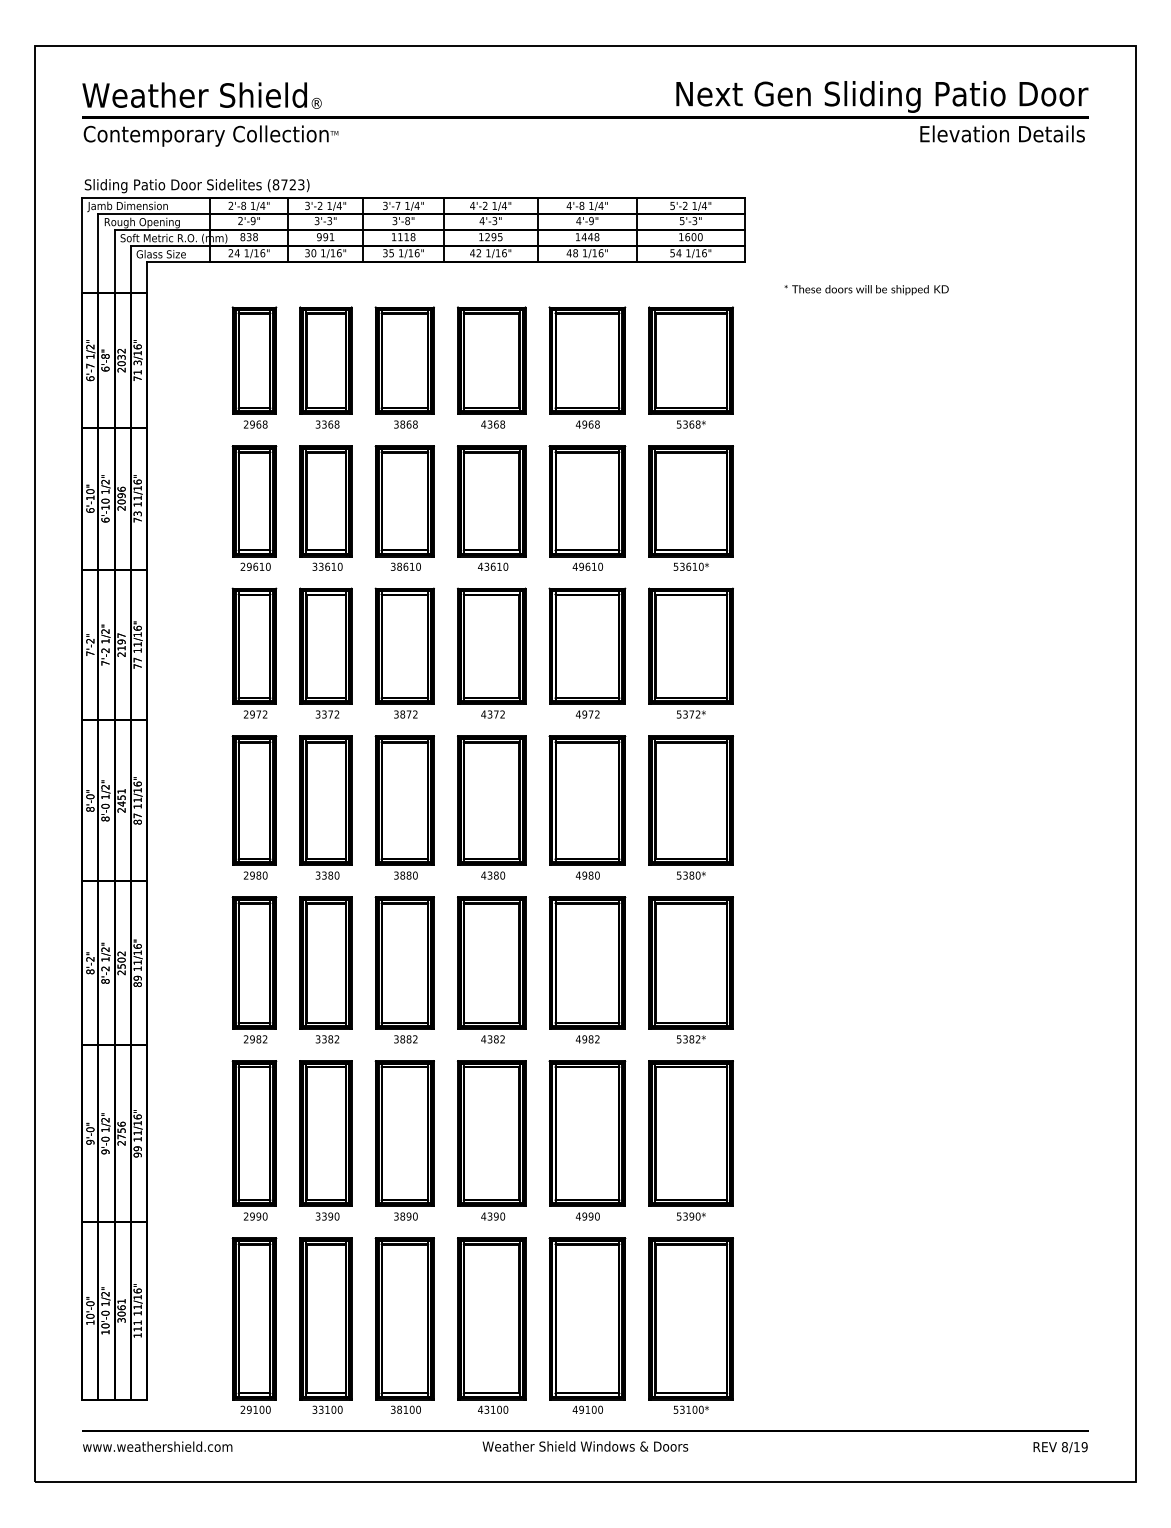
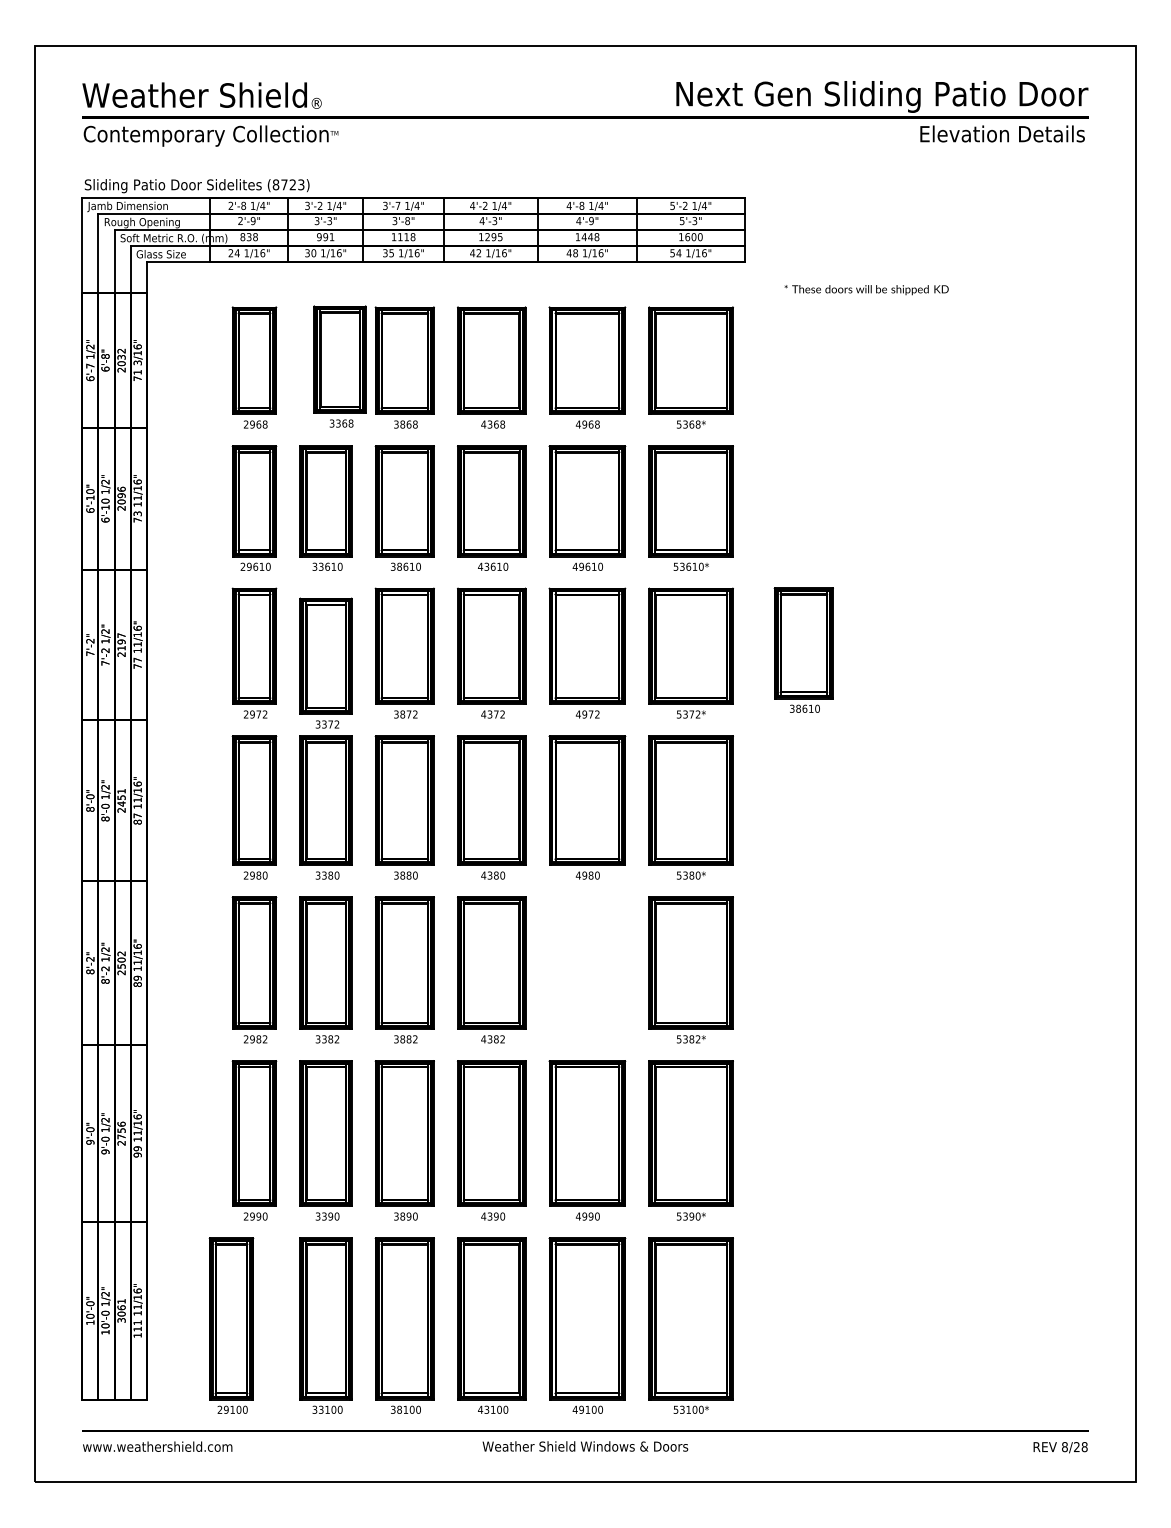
part position: (325, 367) -> (339, 366) (339, 366)
part: none -> present (803, 649)
part position: (325, 652) -> (325, 662) (325, 662)
part: present -> none (587, 969)
part position: (254, 1325) -> (231, 1325) (231, 1325)
text: 8/19 -> 8/28 (1080, 1447)
